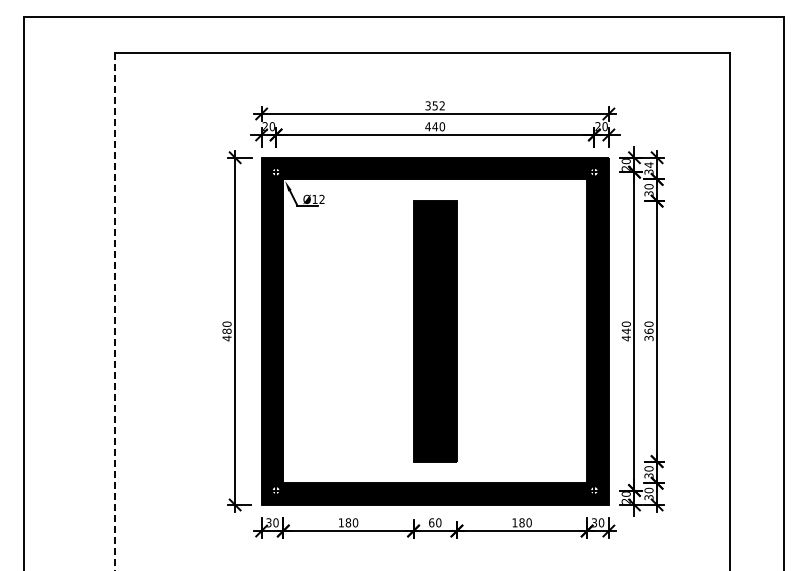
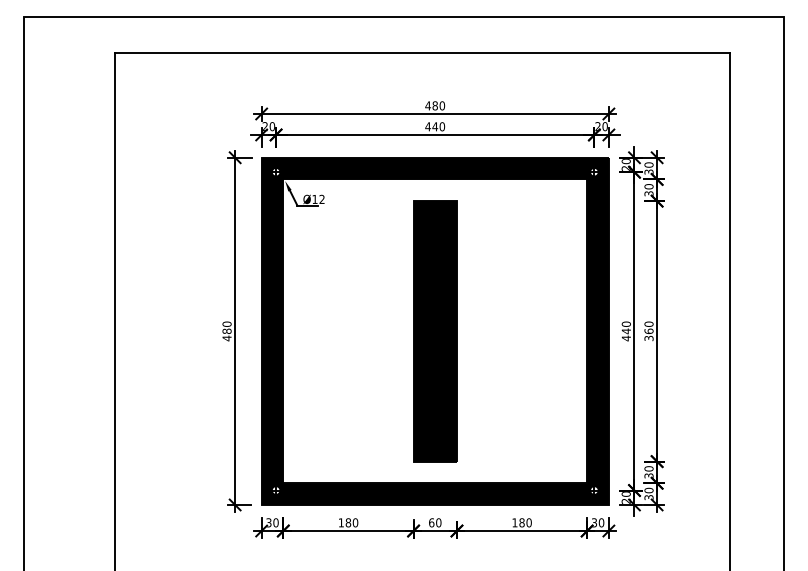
text: 352 -> 480 (435, 105)
text: 34 -> 30 (648, 164)
line: dashed -> solid (114, 312)
